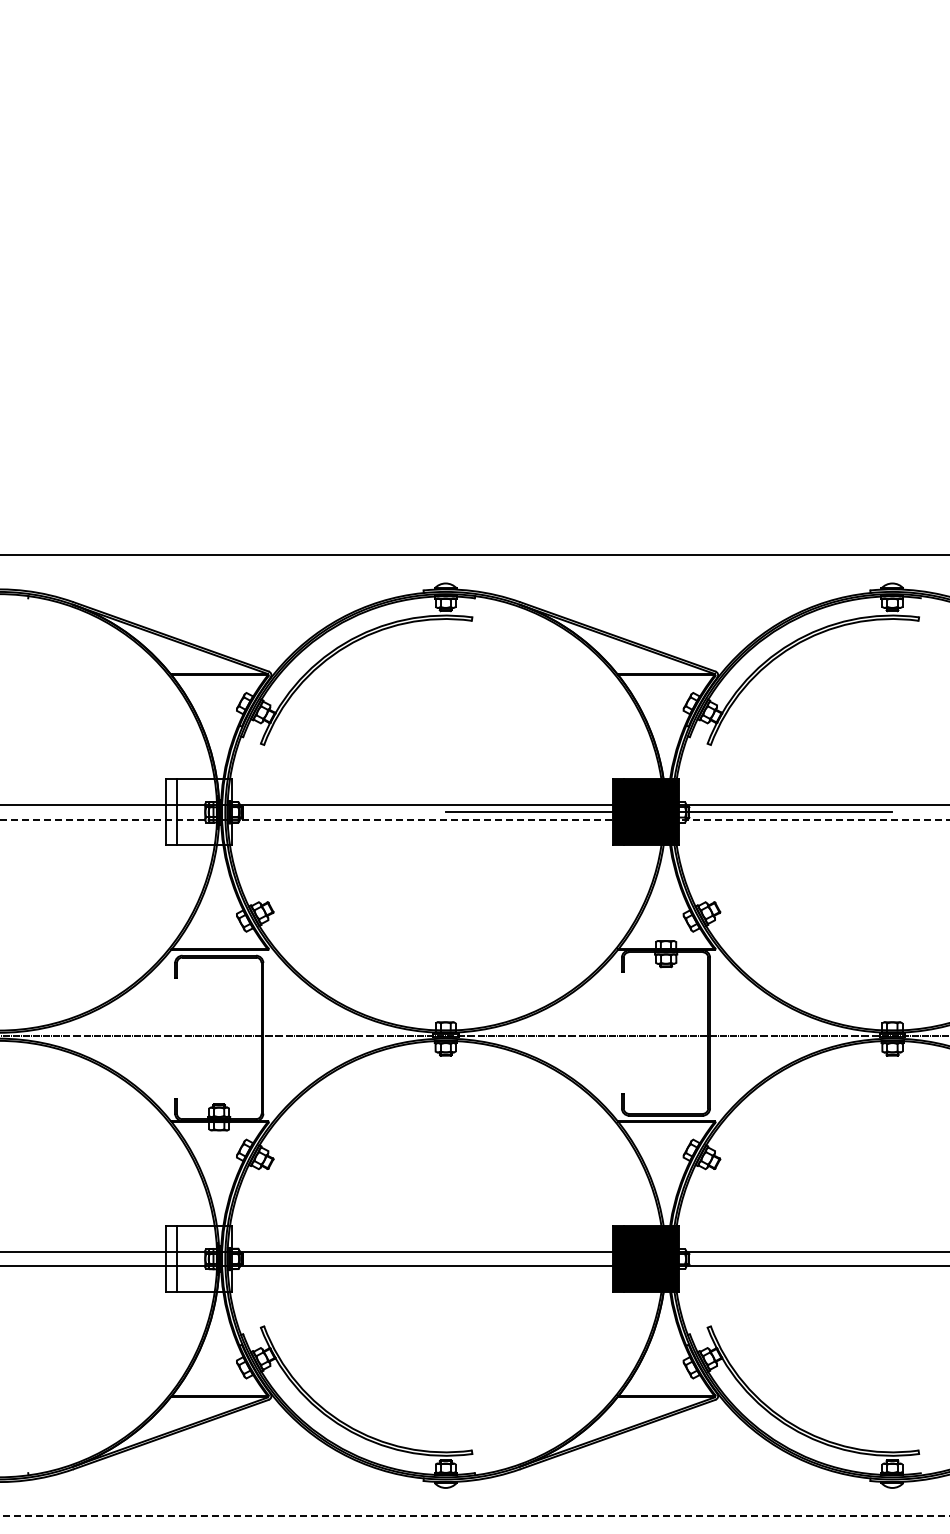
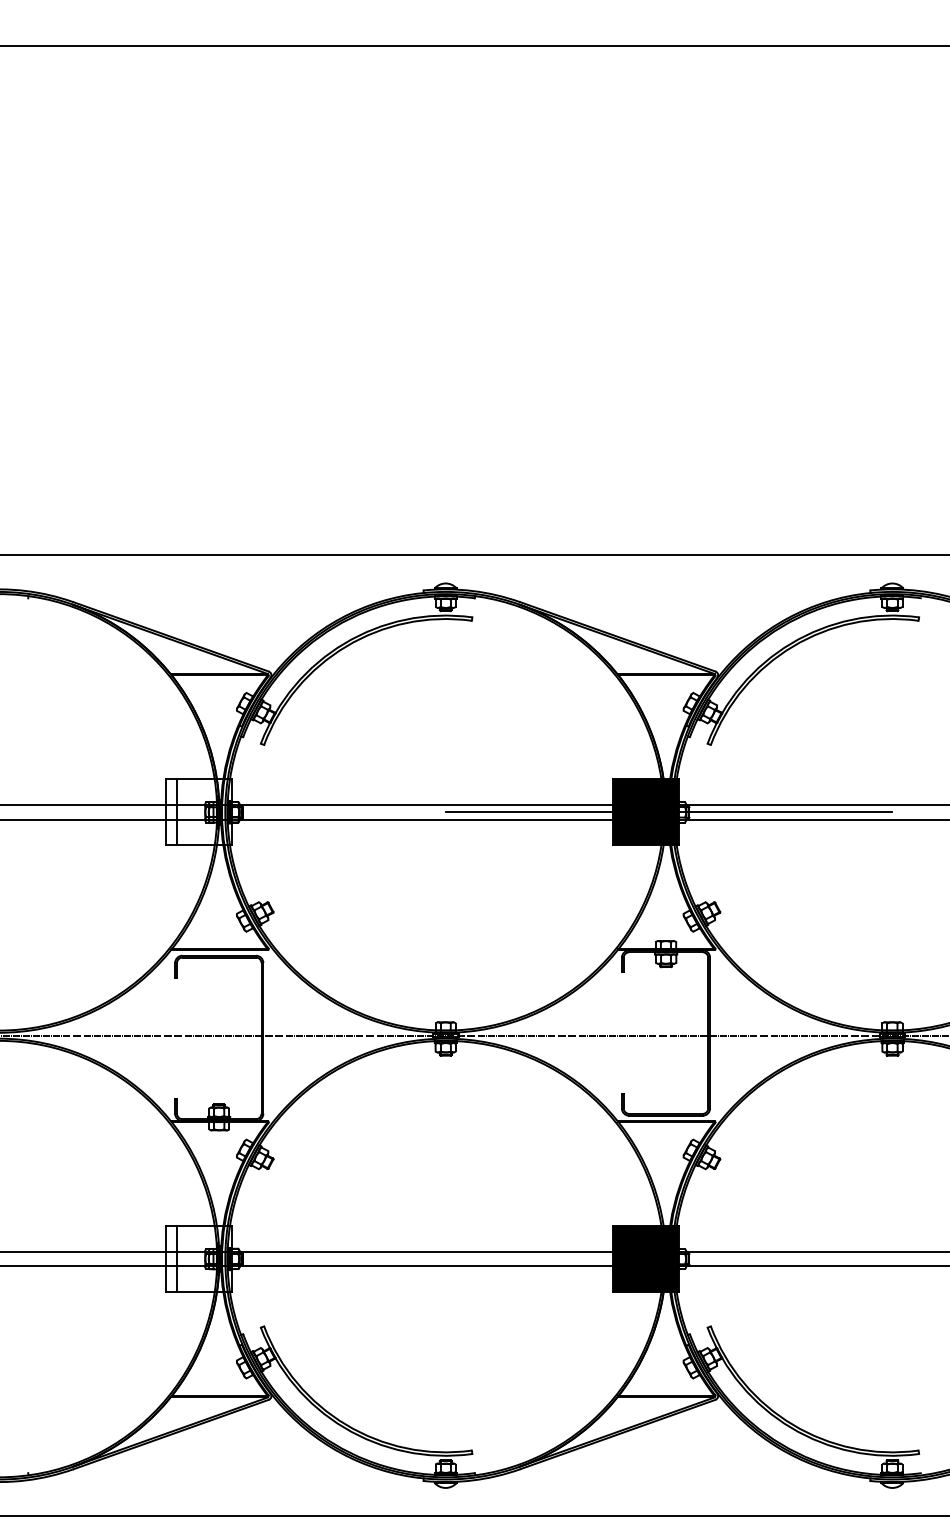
line: none -> present (474, 46)
line: dashed -> solid (474, 819)
line: dashed -> solid (474, 1516)
